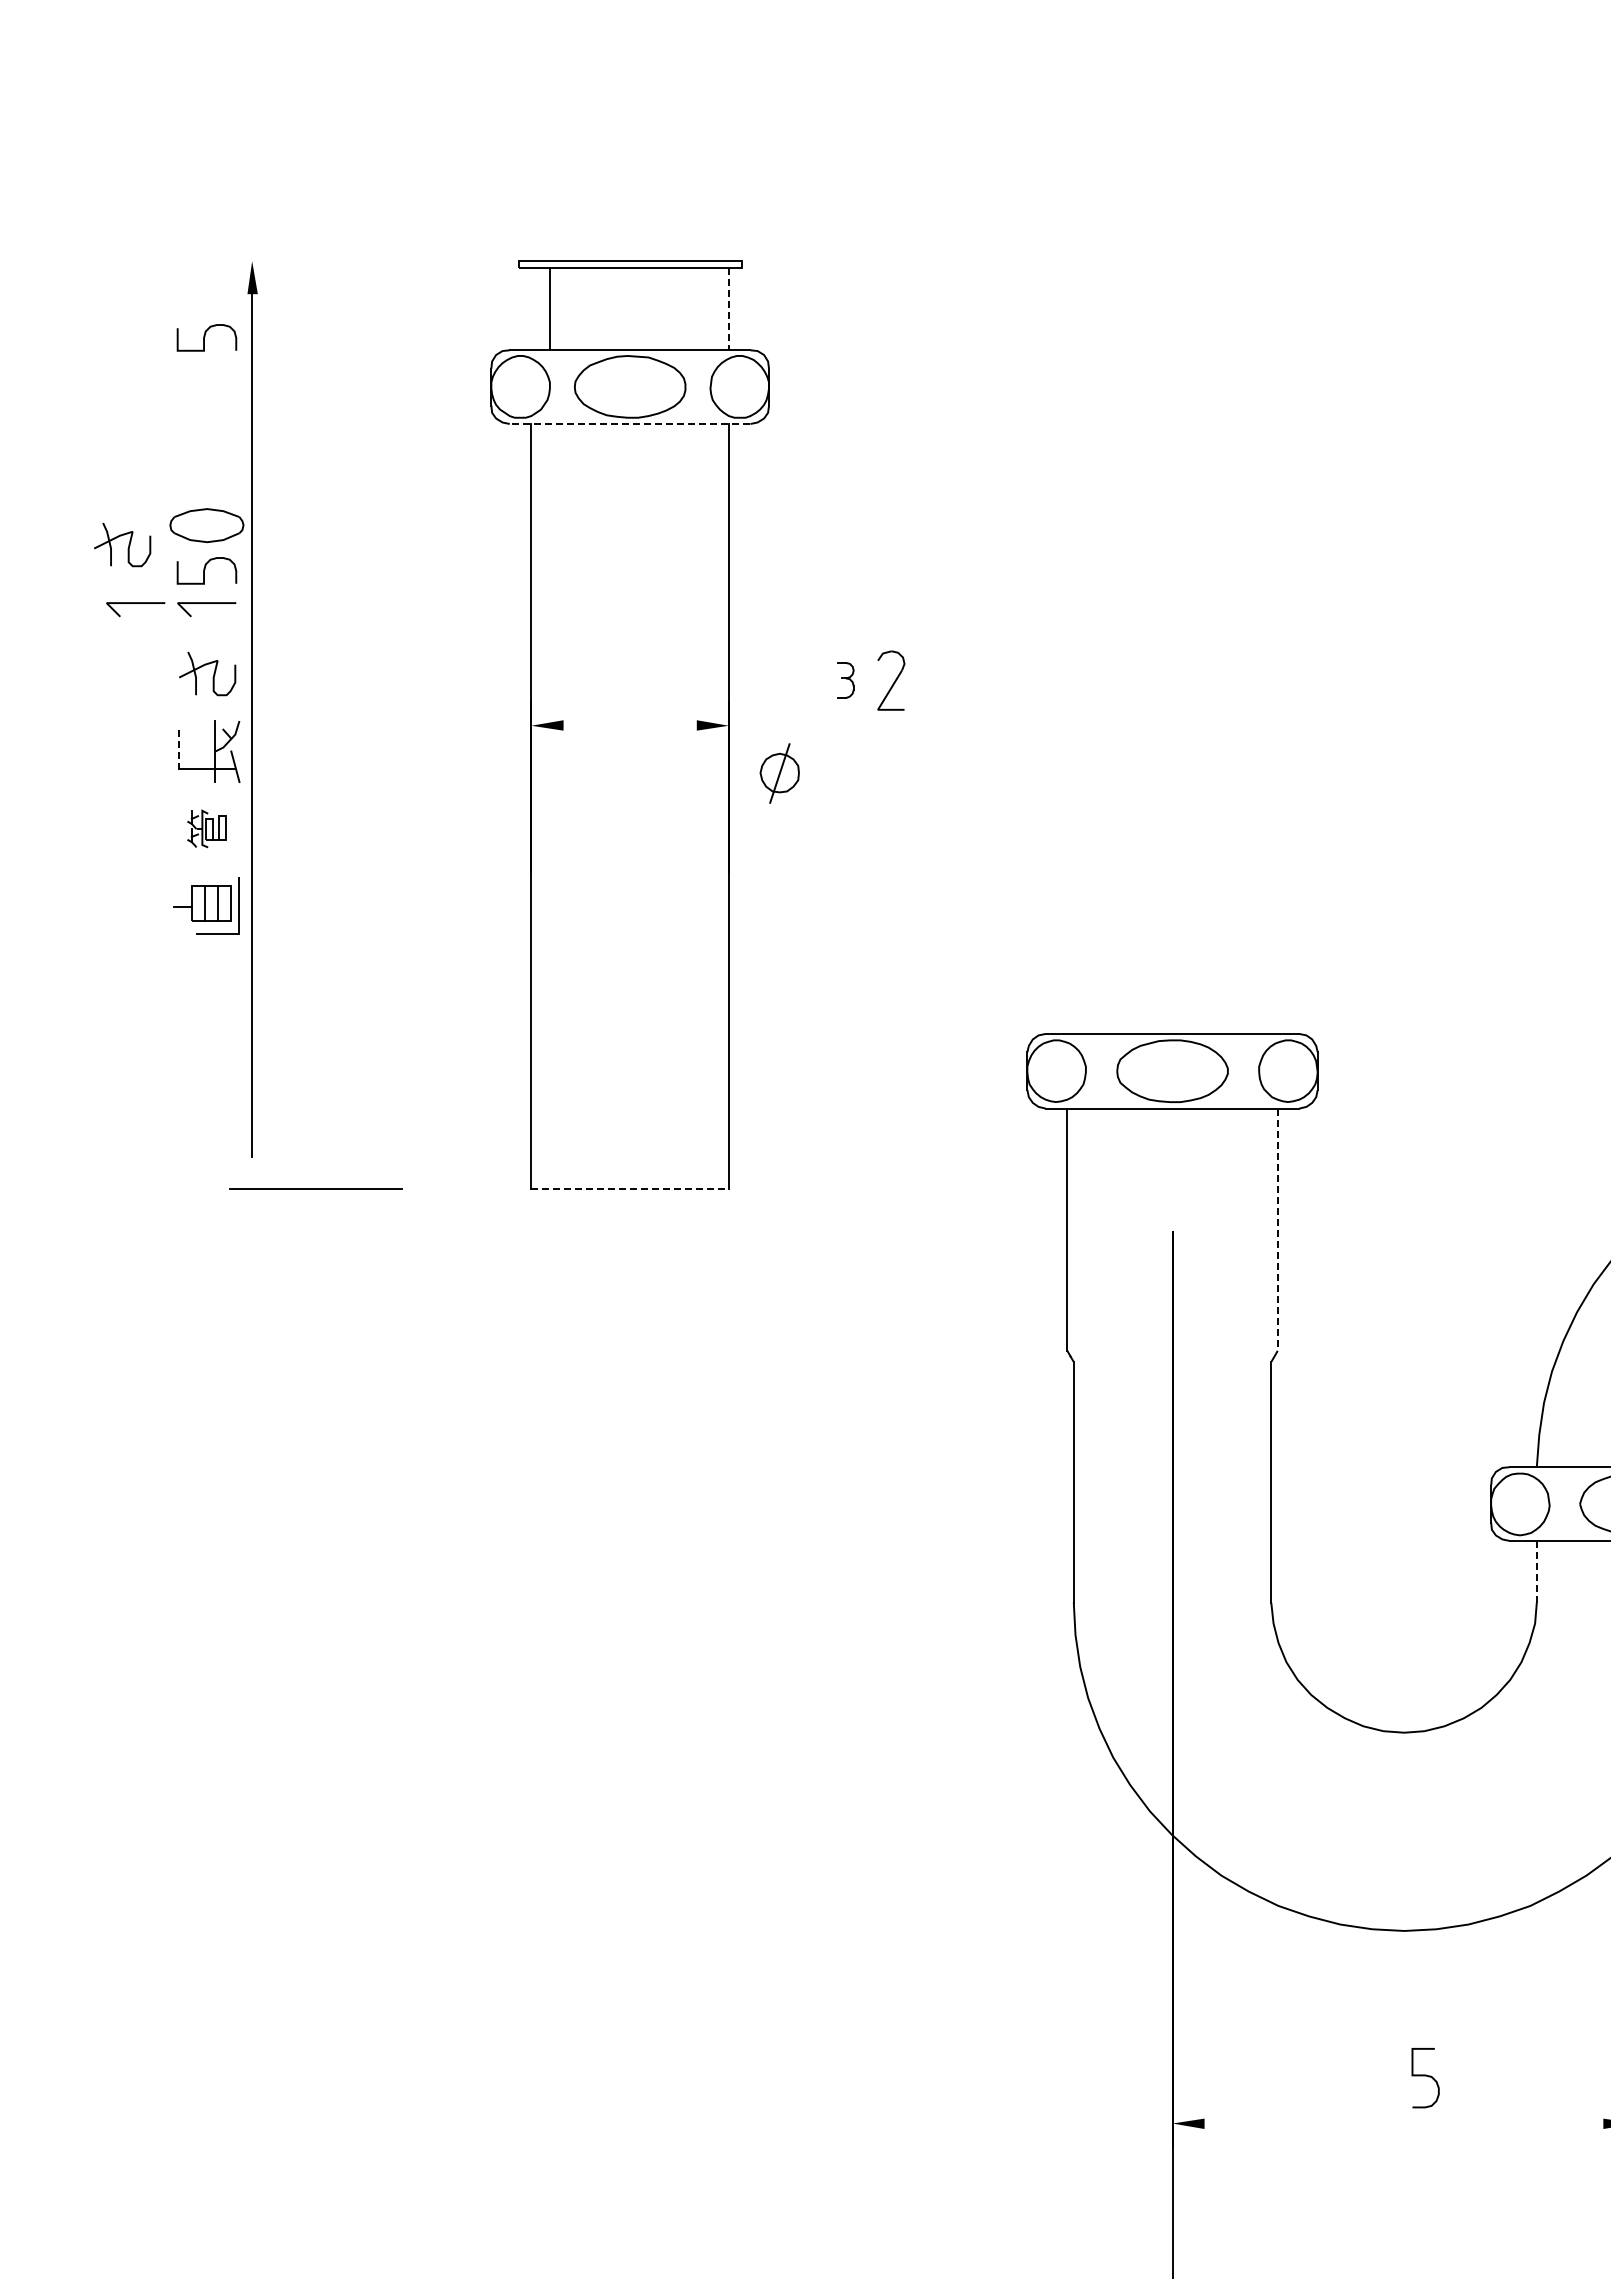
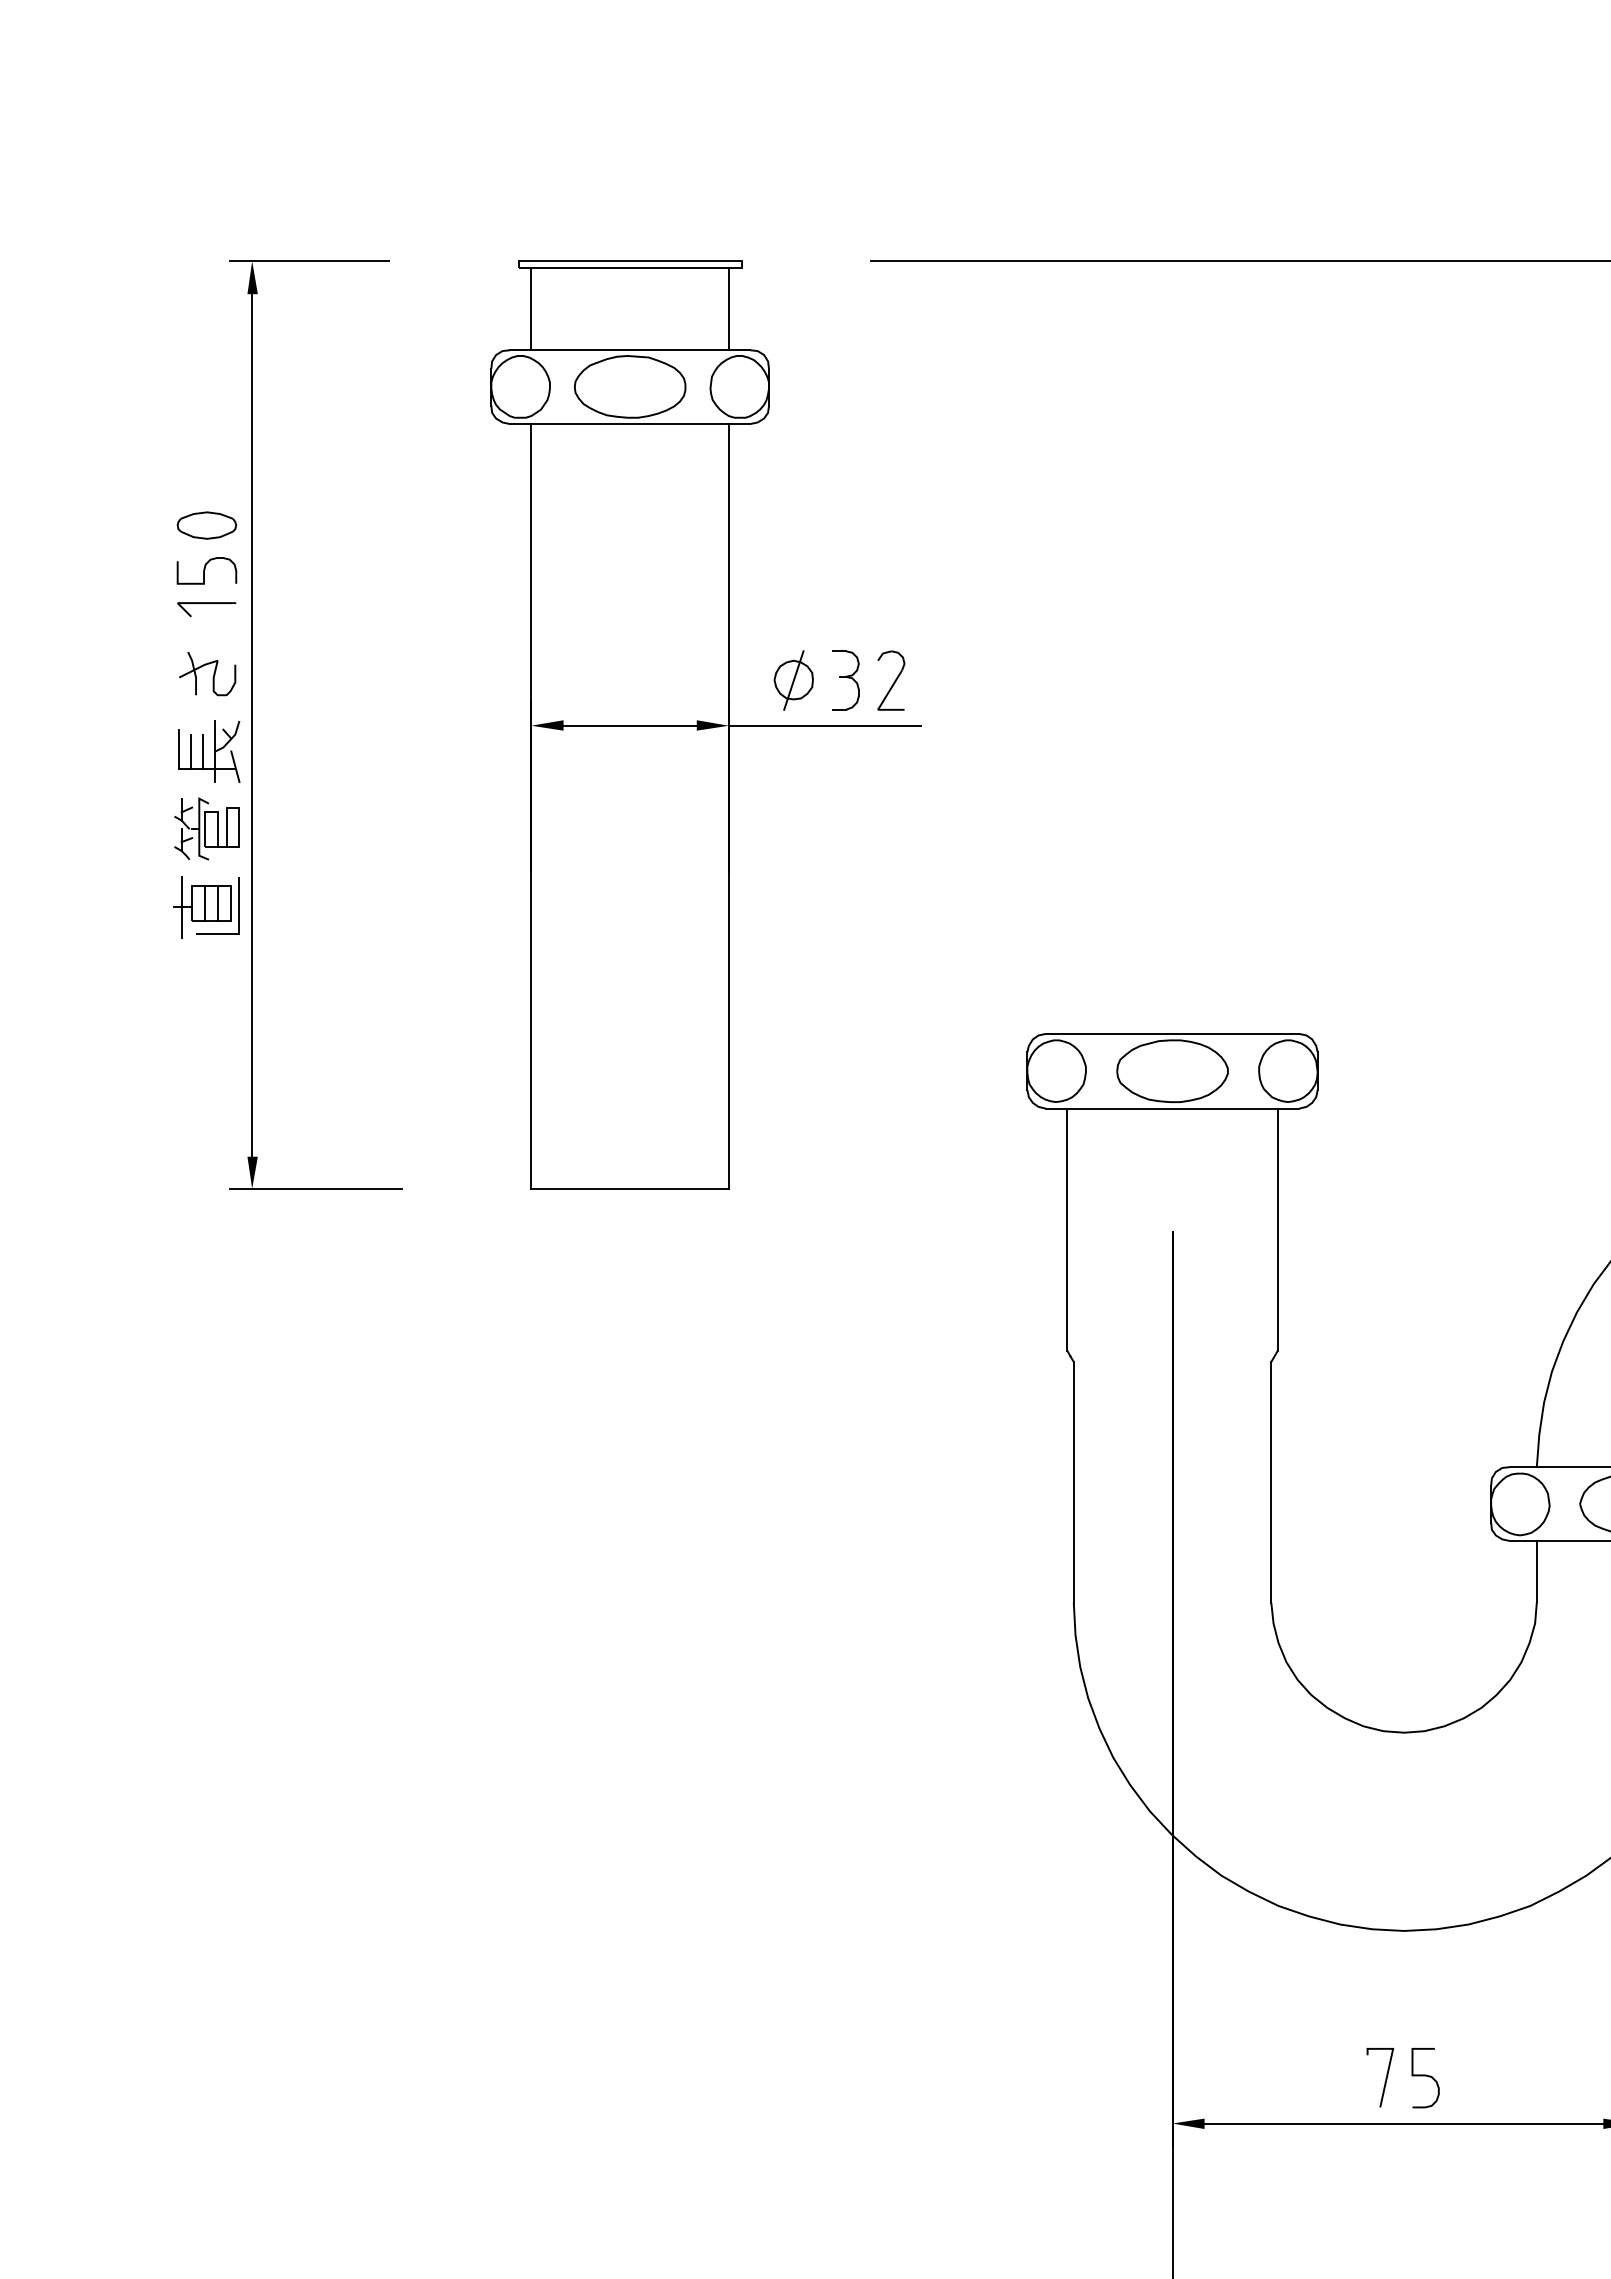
line: none -> present (309, 261)
line: none -> present (1238, 261)
line position: (550, 308) -> (531, 308) (531, 308)
line: dashed -> solid (728, 309)
curve: present -> none (205, 337)
line: dashed -> solid (629, 424)
part size: 76x36 px -> 62x29 px (206, 525)
part: present -> none (122, 544)
line: present -> none (135, 603)
part size: 18x37 px -> 28x61 px (845, 680)
line: none -> present (629, 725)
line: none -> present (824, 725)
line: dashed -> solid (179, 749)
line: none -> present (191, 751)
line: none -> present (203, 751)
part position: (779, 773) -> (793, 680) (793, 680)
part size: 40x40 px -> 66x64 px (206, 828)
line: none -> present (182, 907)
fill: none -> present (252, 1172)
line: dashed -> solid (630, 1188)
line: dashed -> solid (1277, 1230)
line: dashed -> solid (1536, 1571)
line: none -> present (1385, 2077)
line: none -> present (1403, 2123)
